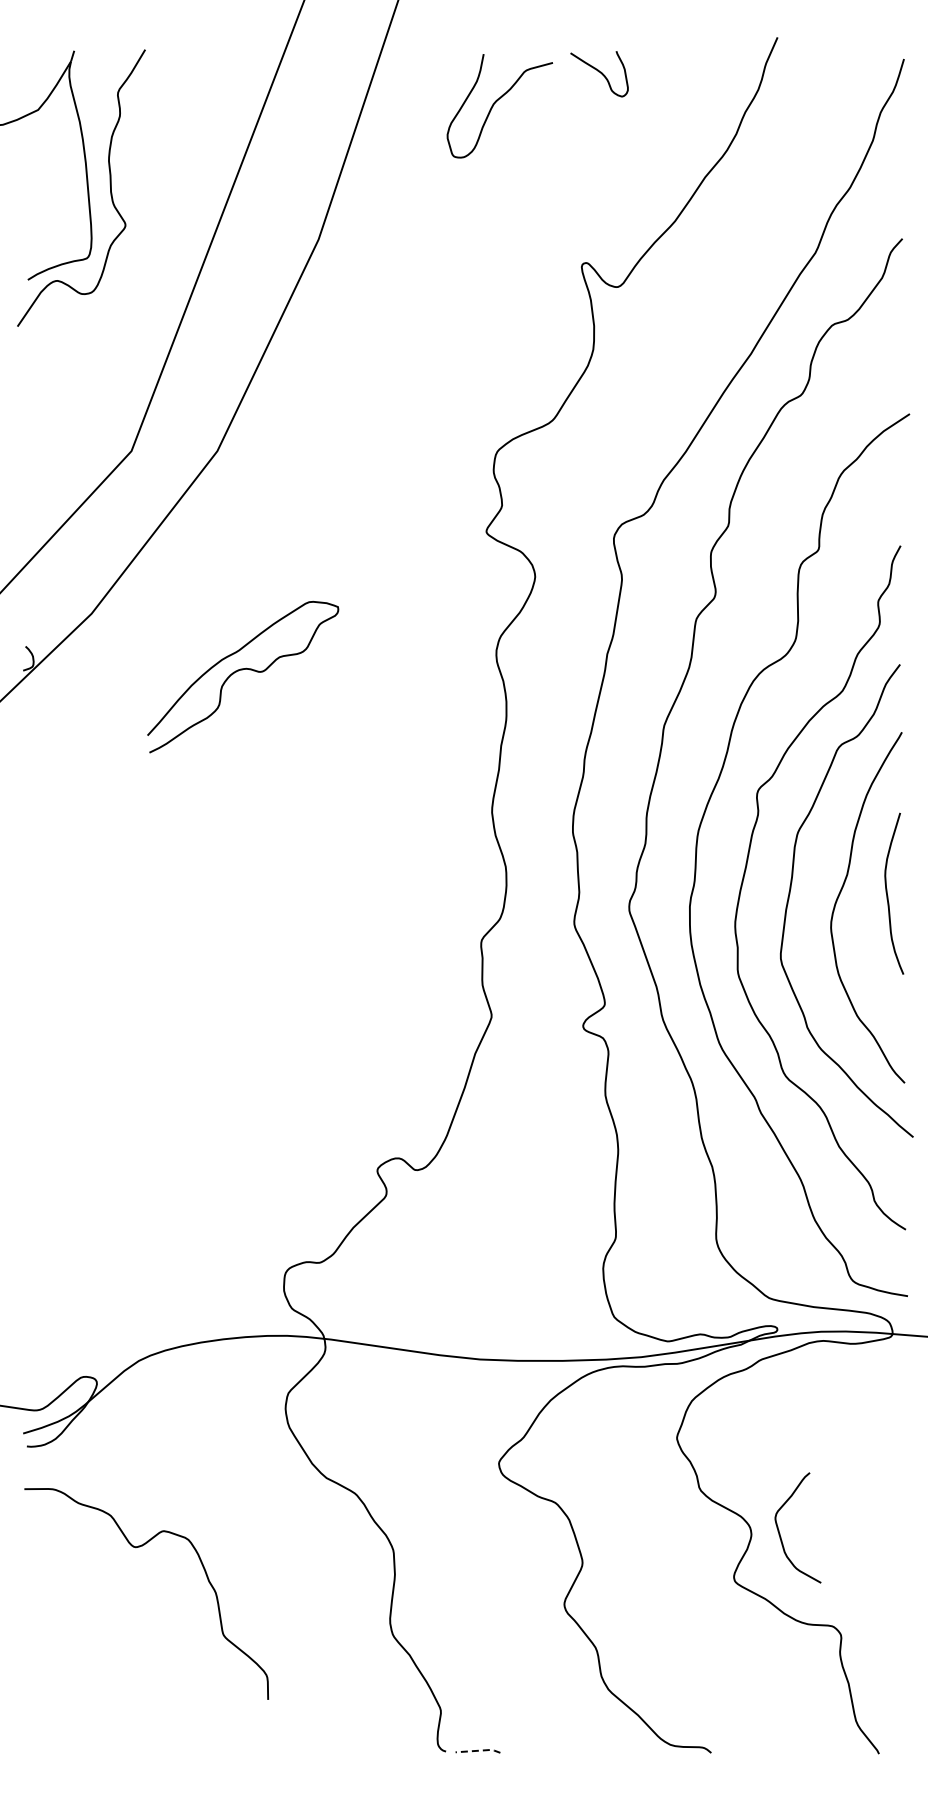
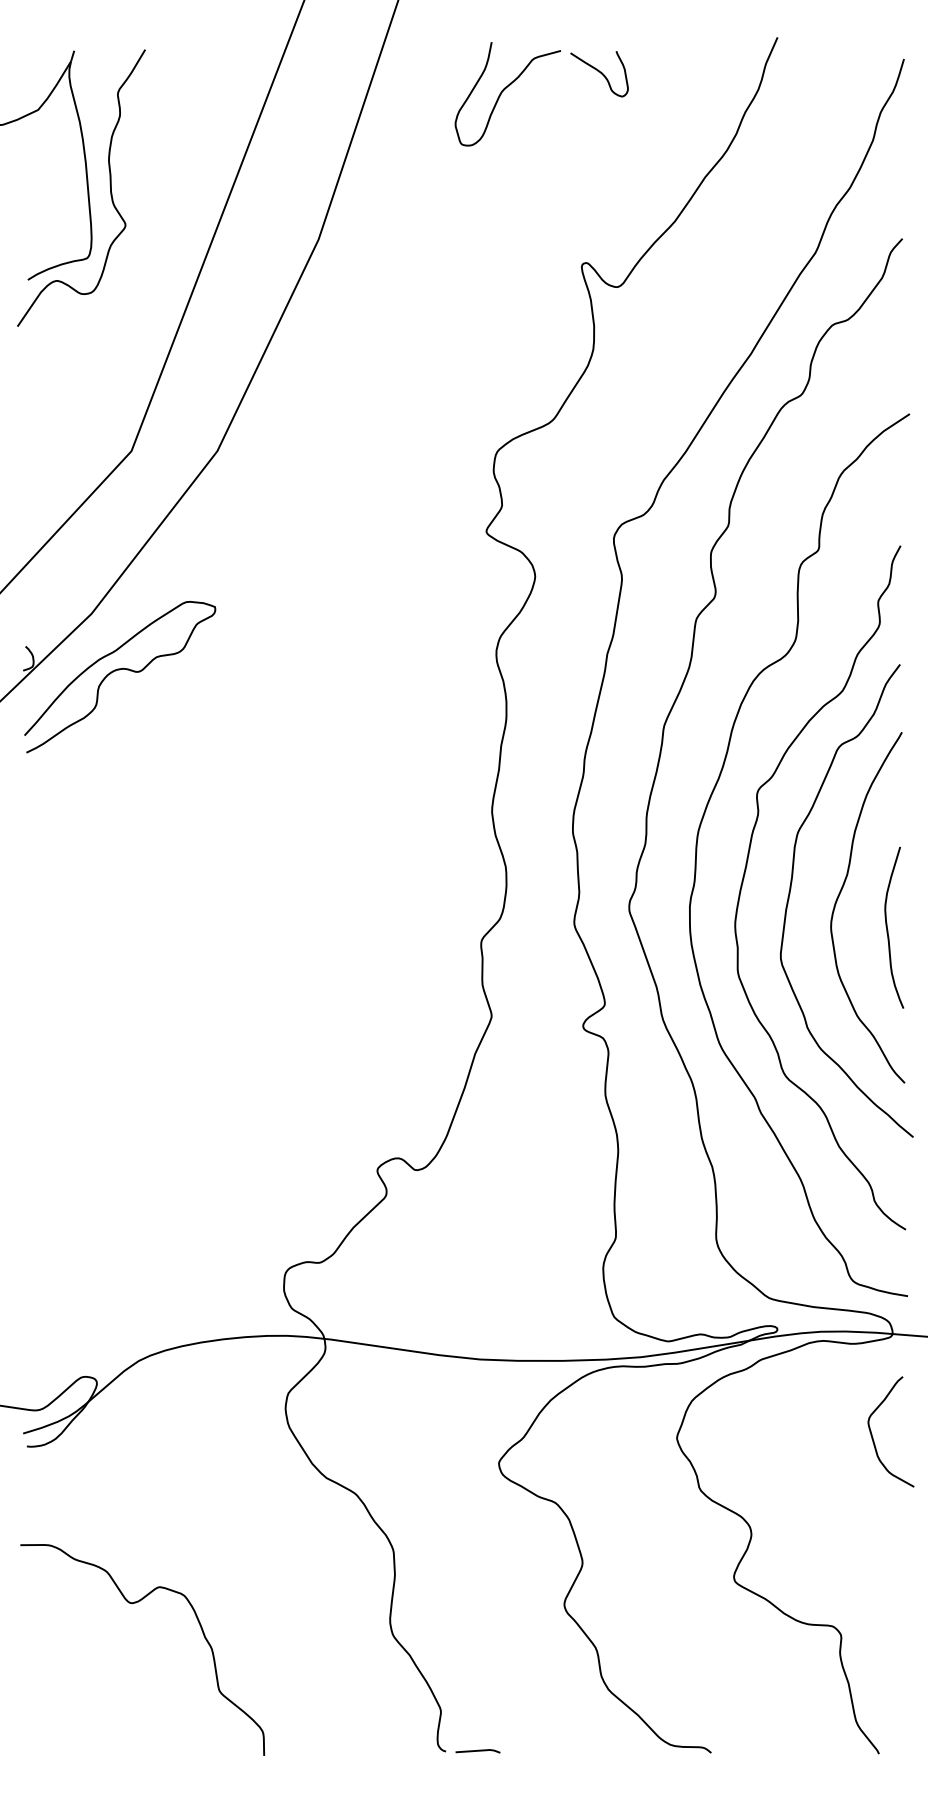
curve position: (496, 102) -> (504, 90) (504, 90)
curve position: (242, 670) -> (119, 670) (119, 670)
curve position: (888, 895) -> (888, 929) (888, 929)
curve position: (780, 1533) -> (873, 1437) (873, 1437)
curve position: (135, 1548) -> (131, 1604) (131, 1604)
line: dashed -> solid (479, 1750)
